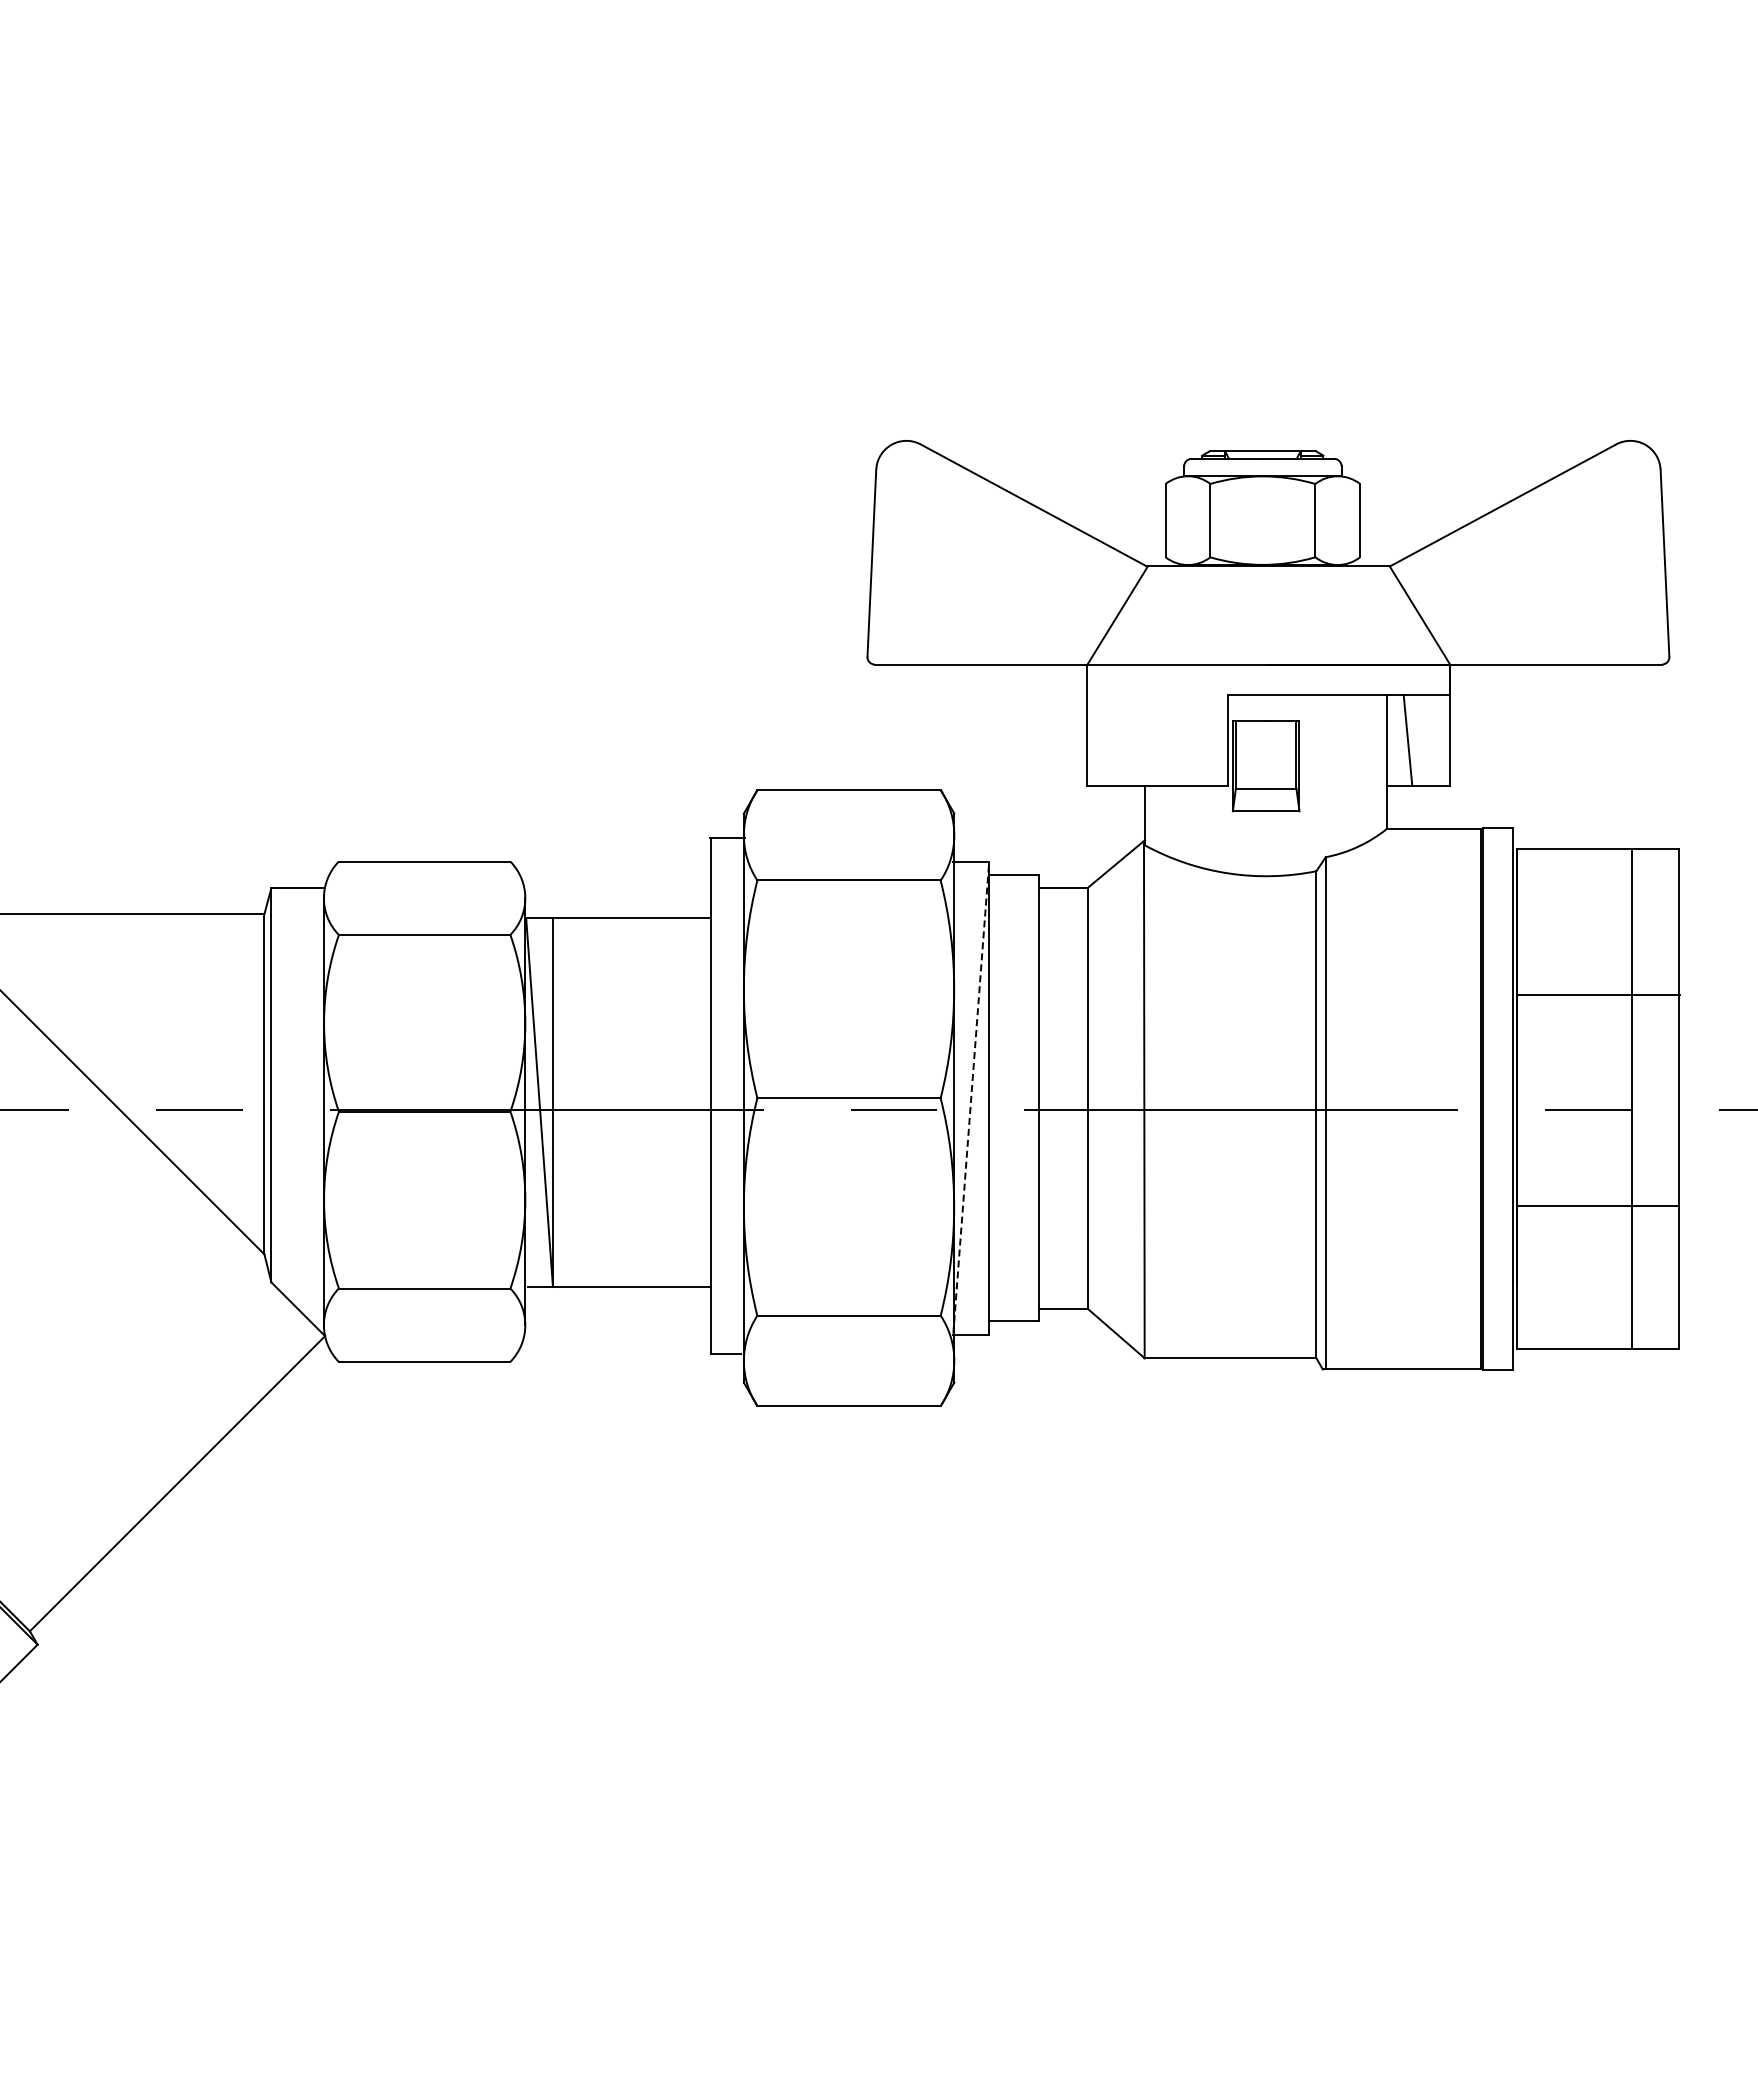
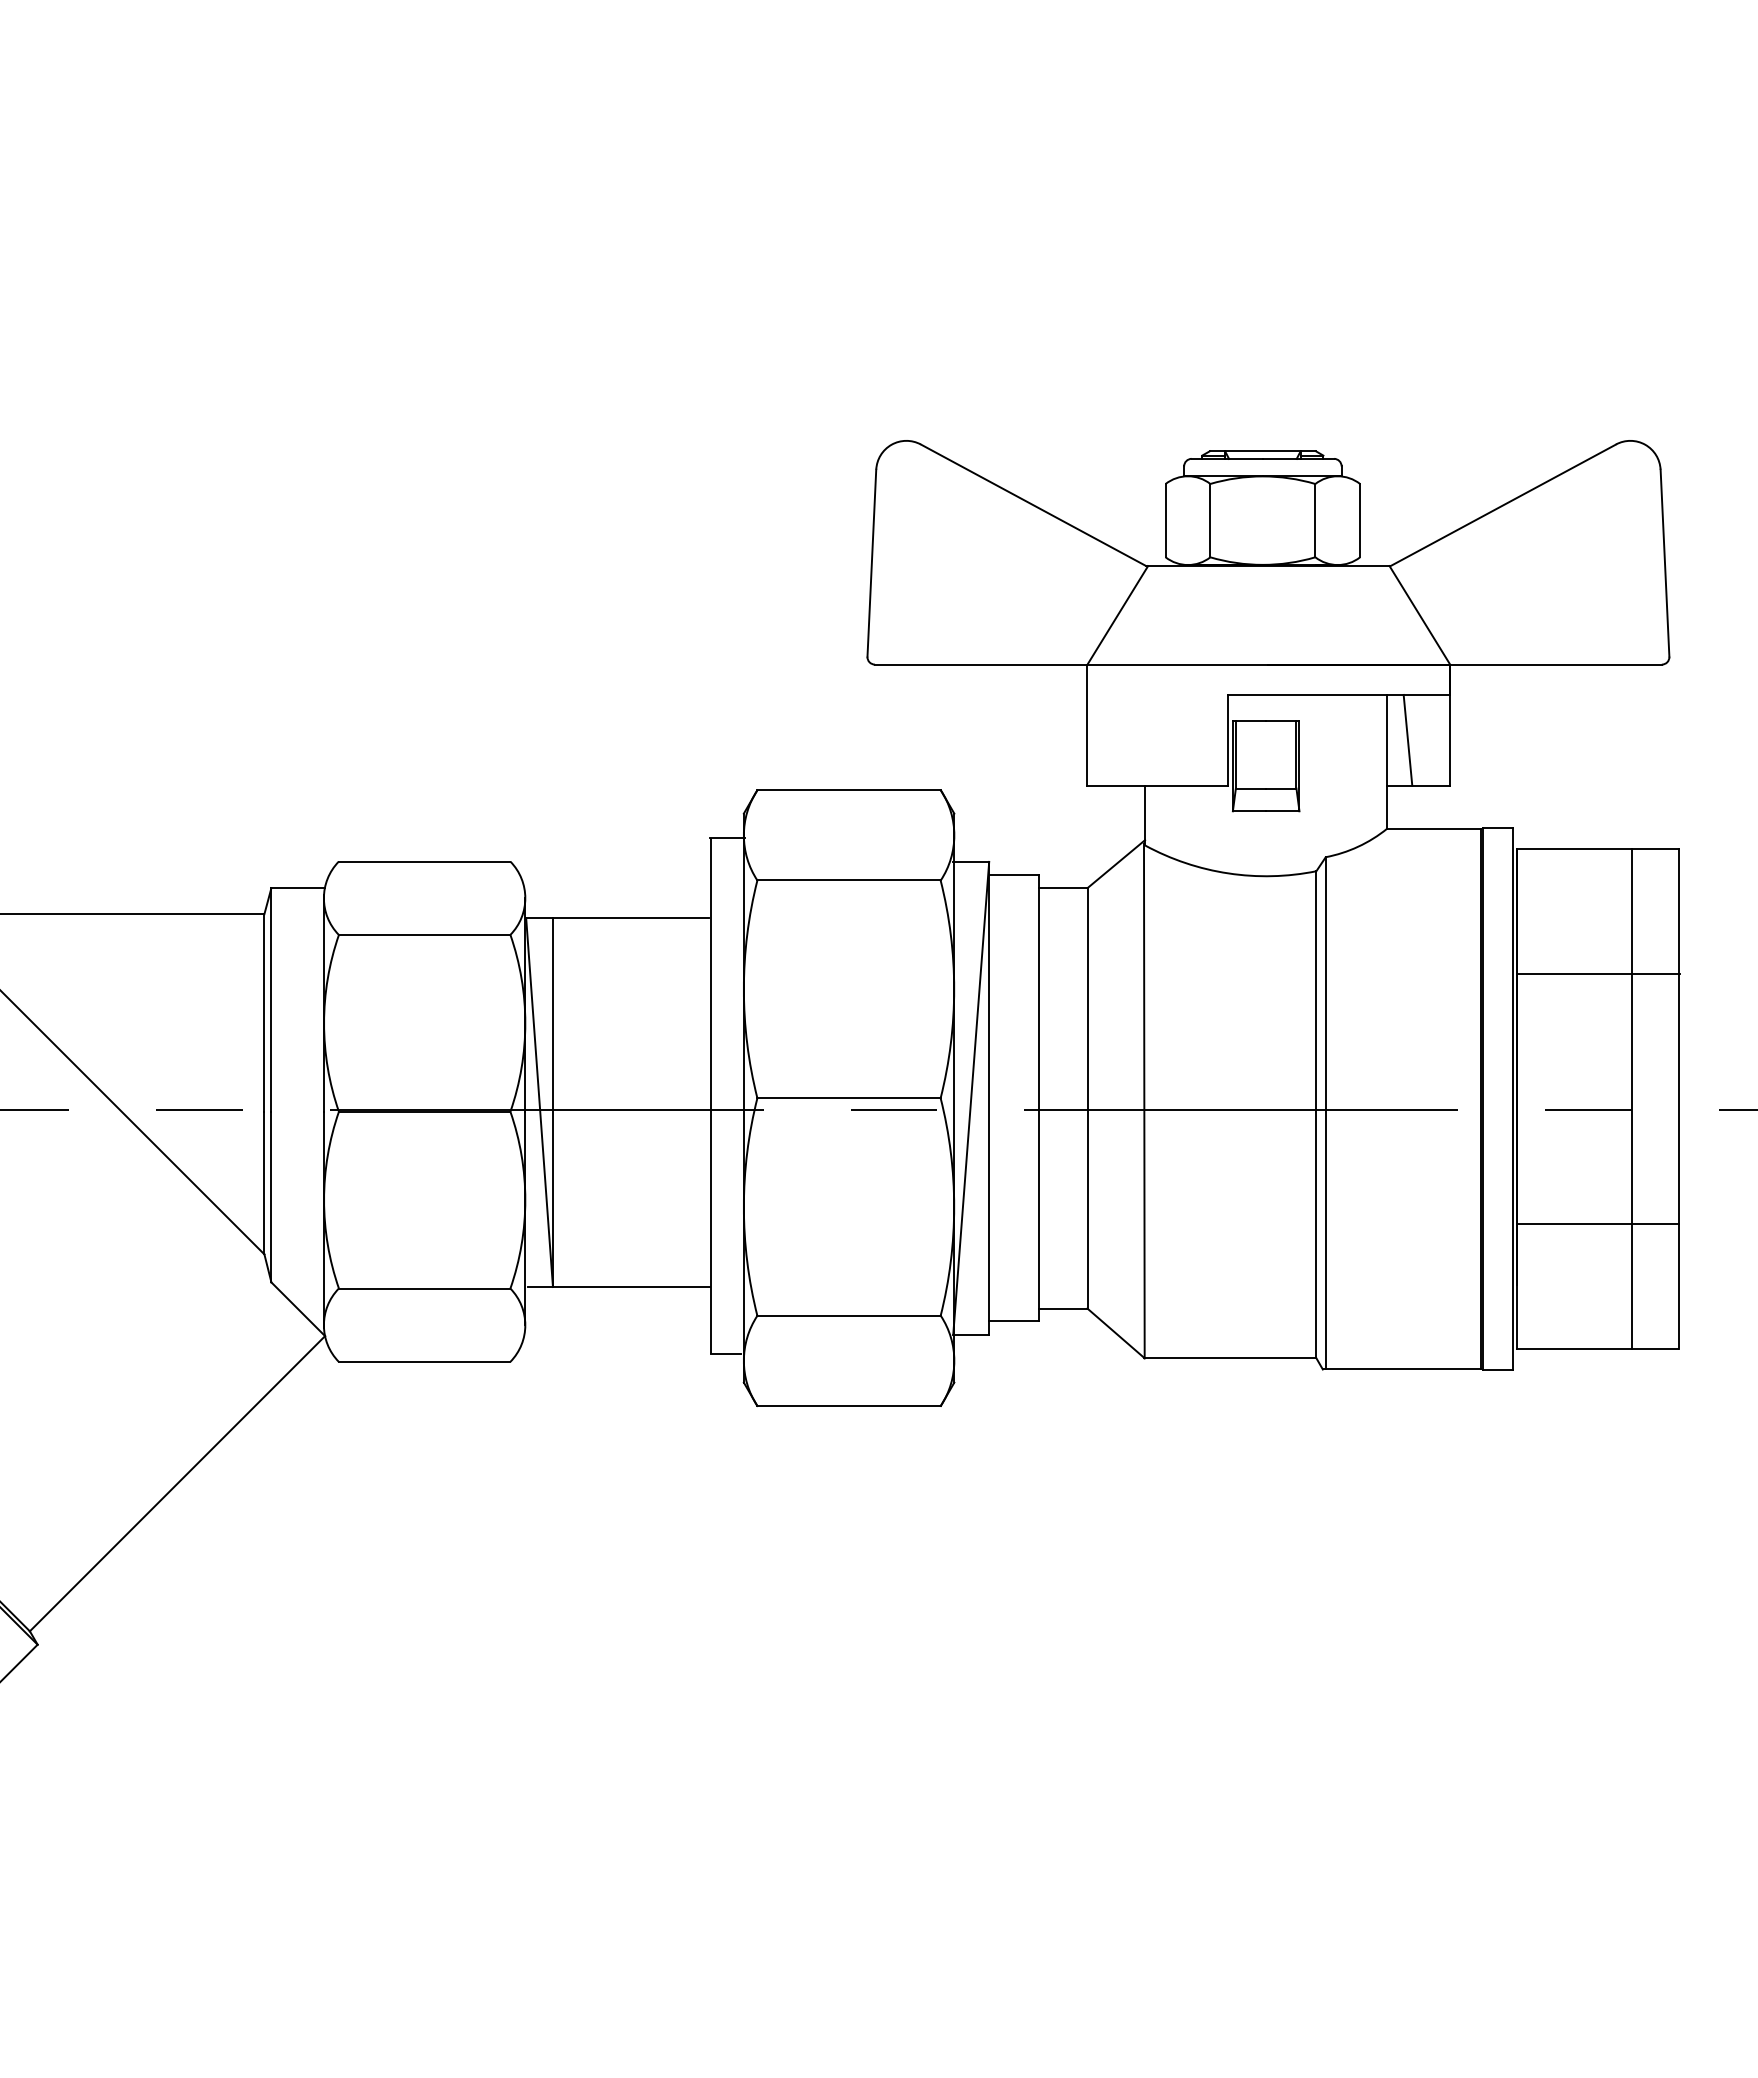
line position: (1597, 995) -> (1597, 974) (1597, 974)
line: dashed -> solid (971, 1097)
line position: (1597, 1206) -> (1597, 1224) (1597, 1224)
